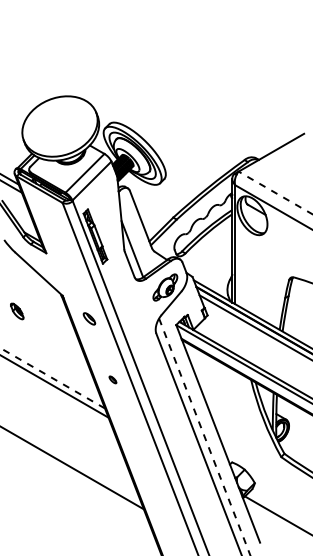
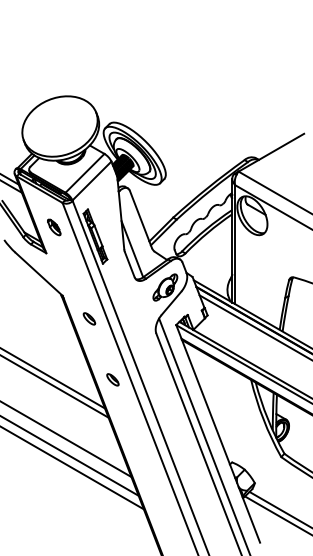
line: dashed -> solid (275, 193)
part position: (17, 311) -> (54, 227) (54, 227)
line: dashed -> solid (52, 378)
part size: 10x10 px -> 14x14 px (112, 379)
line: dashed -> solid (204, 436)
line: none -> present (66, 439)
line: none -> present (70, 456)
line: none -> present (279, 508)
